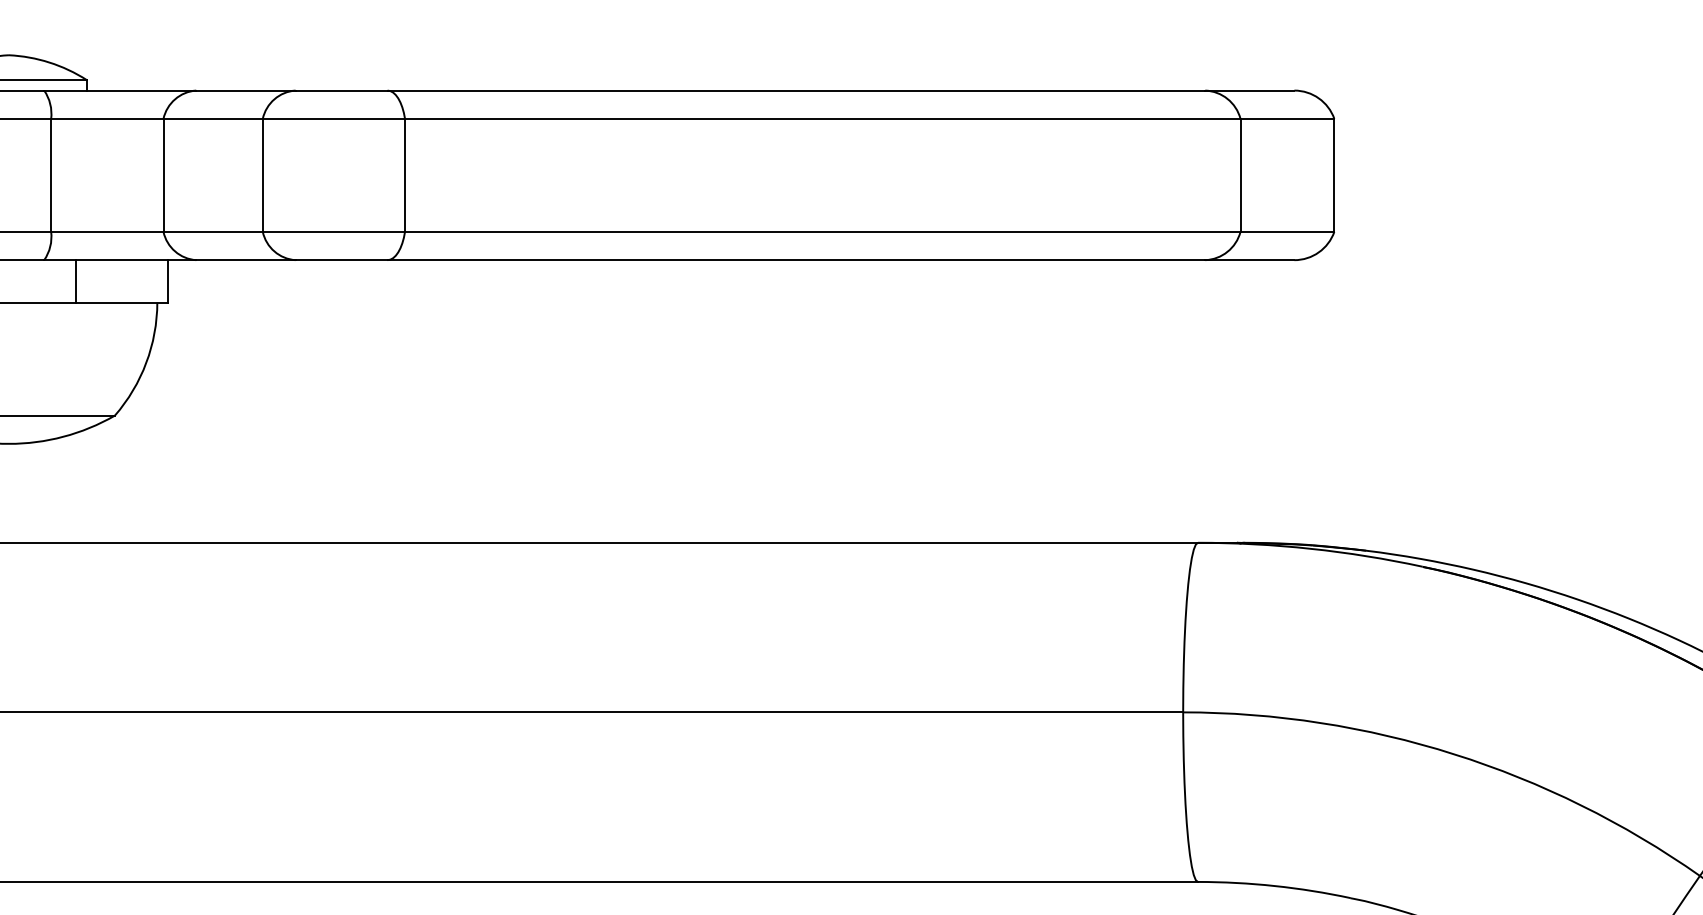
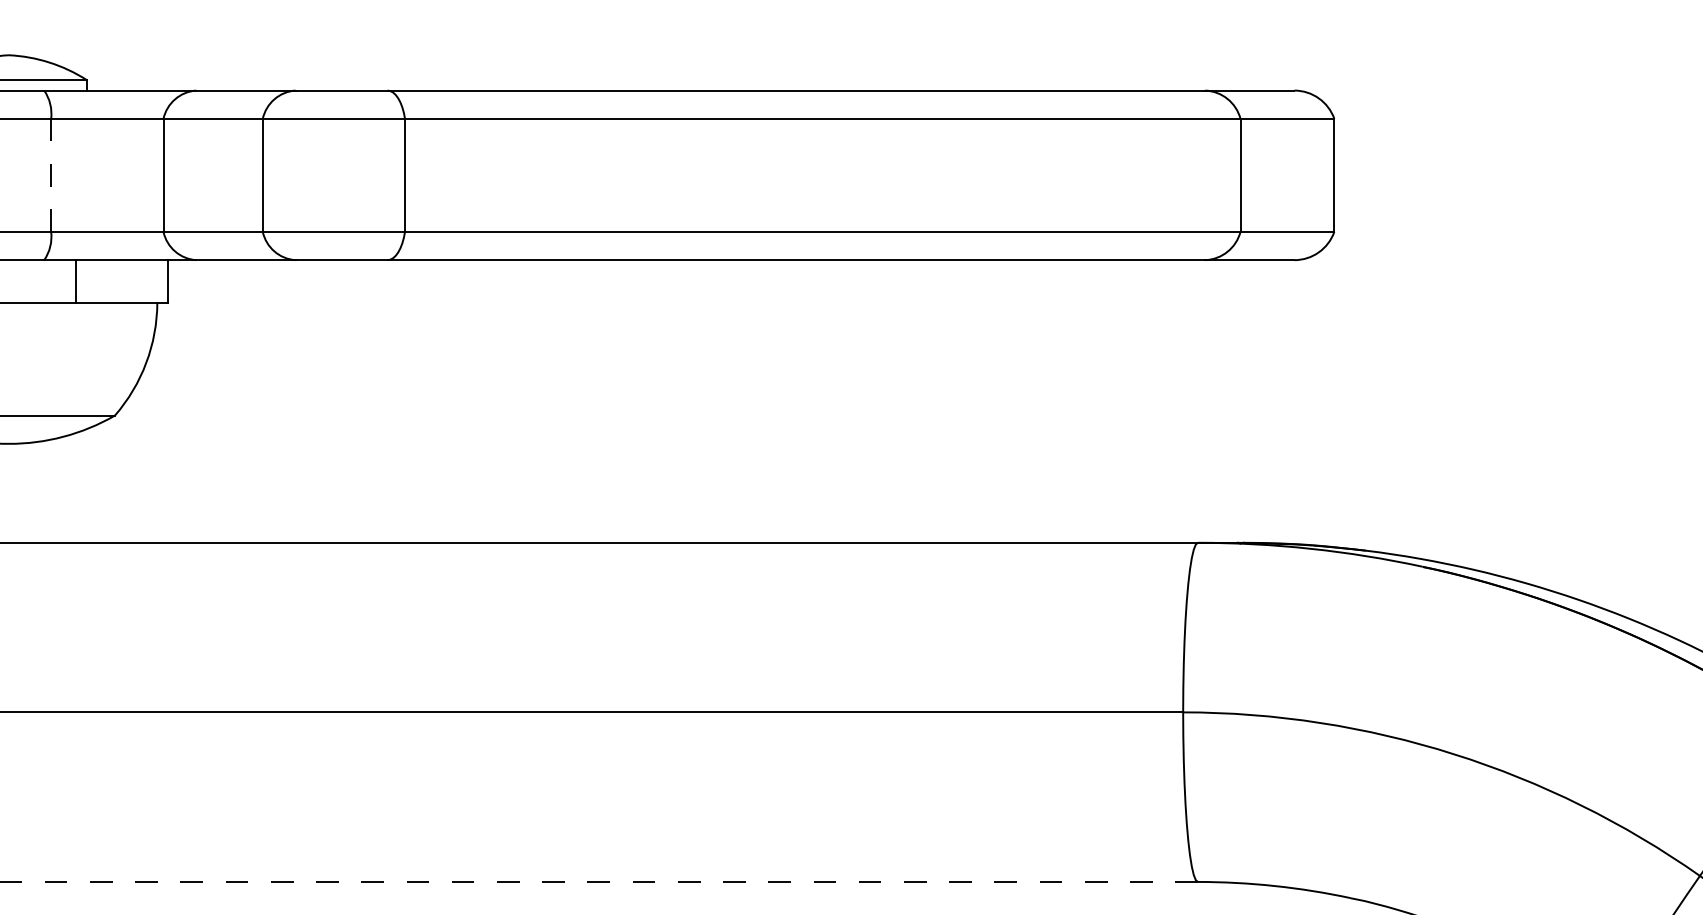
line: solid -> dashed (51, 175)
line: solid -> dashed (598, 881)
